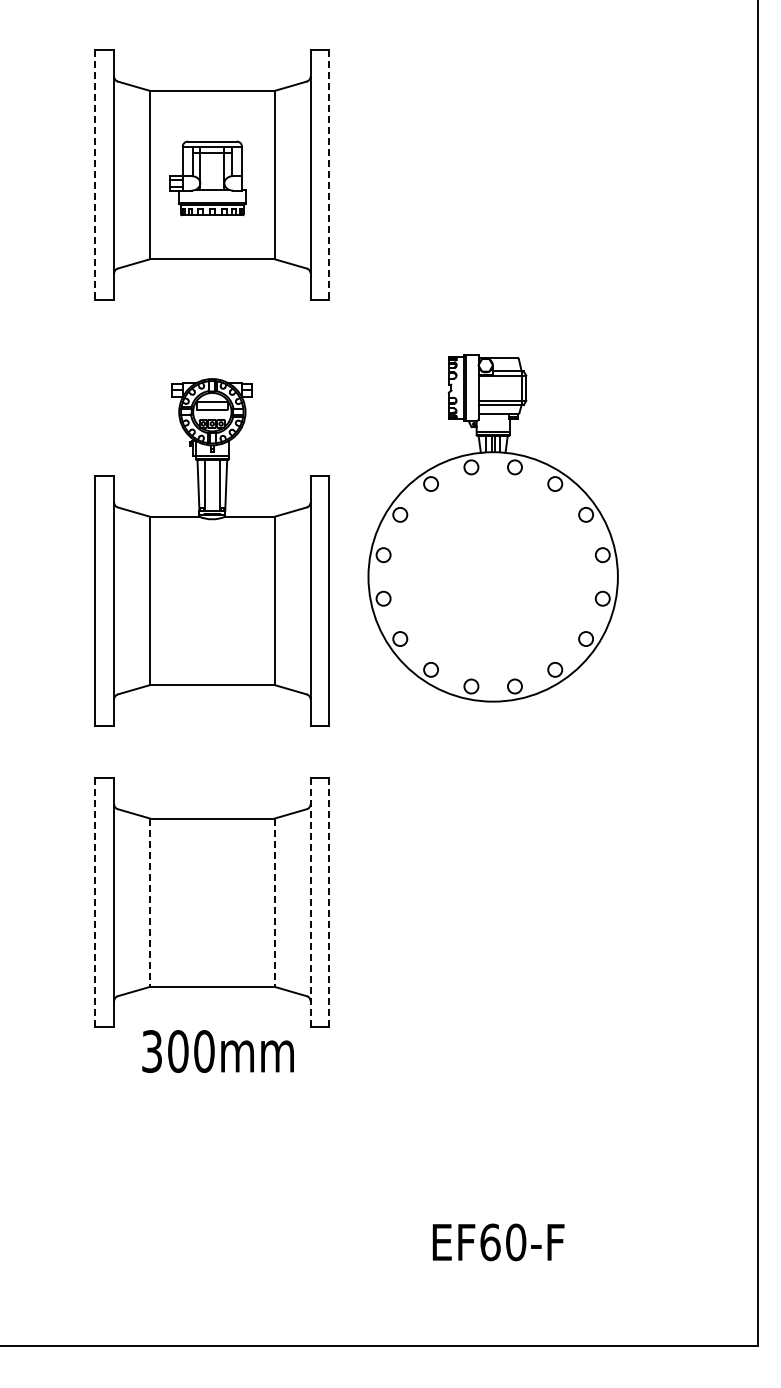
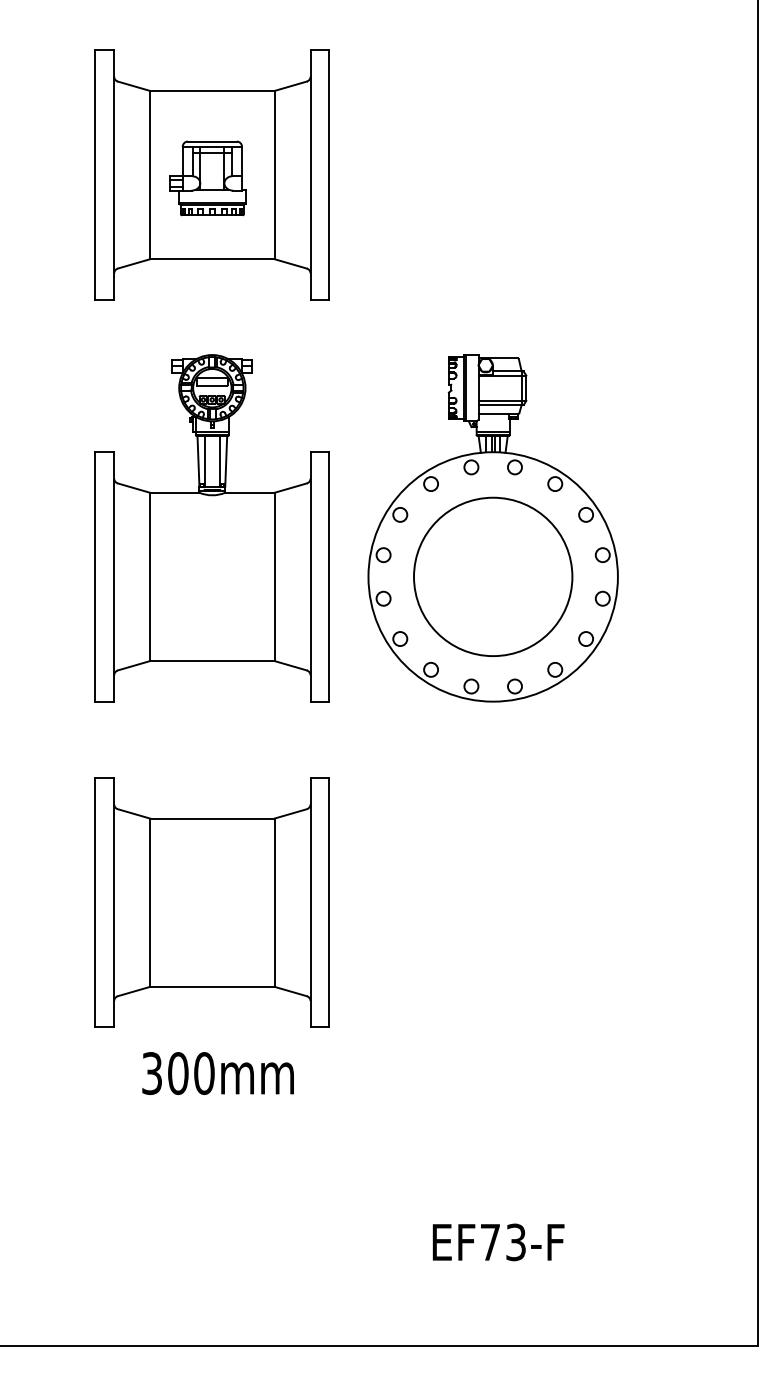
line: dashed -> solid (95, 175)
line: dashed -> solid (329, 175)
part position: (211, 552) -> (211, 528) (211, 528)
circle: none -> present (493, 576)
line: dashed -> solid (95, 902)
line: dashed -> solid (310, 902)
line: dashed -> solid (329, 902)
line: dashed -> solid (150, 903)
line: dashed -> solid (274, 903)
text position: (217, 1051) -> (217, 1073) (217, 1073)
text: EF60-F -> EF73-F (503, 1242)
